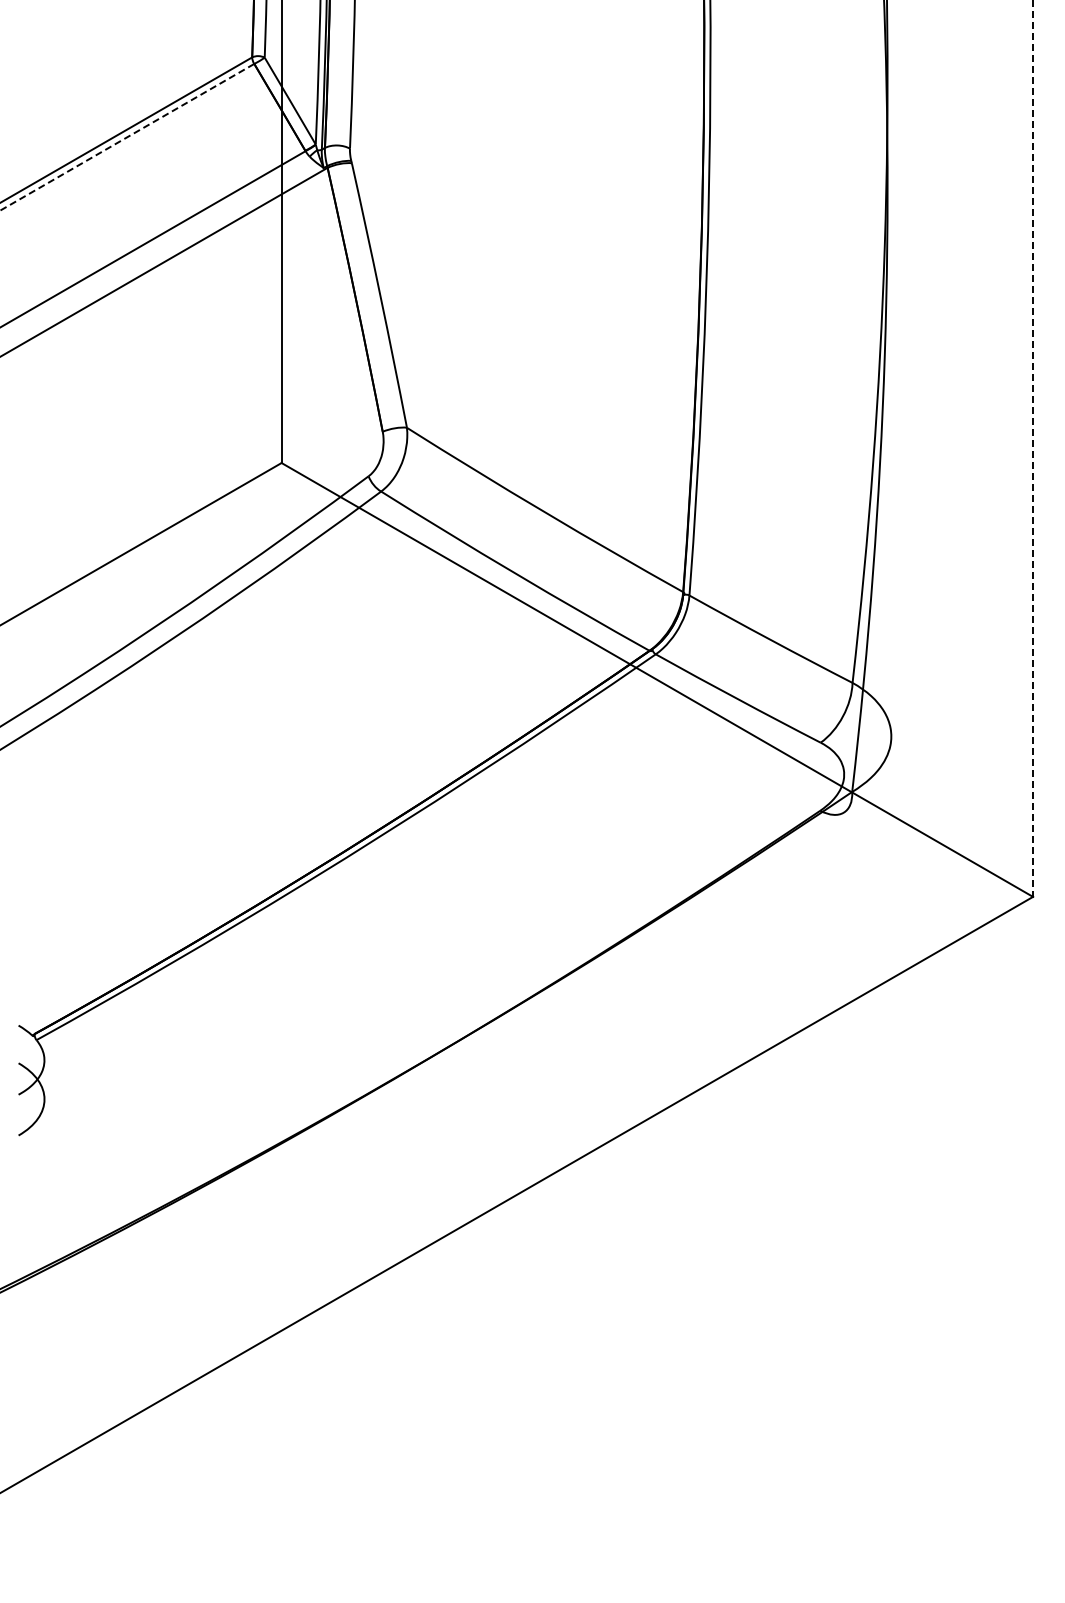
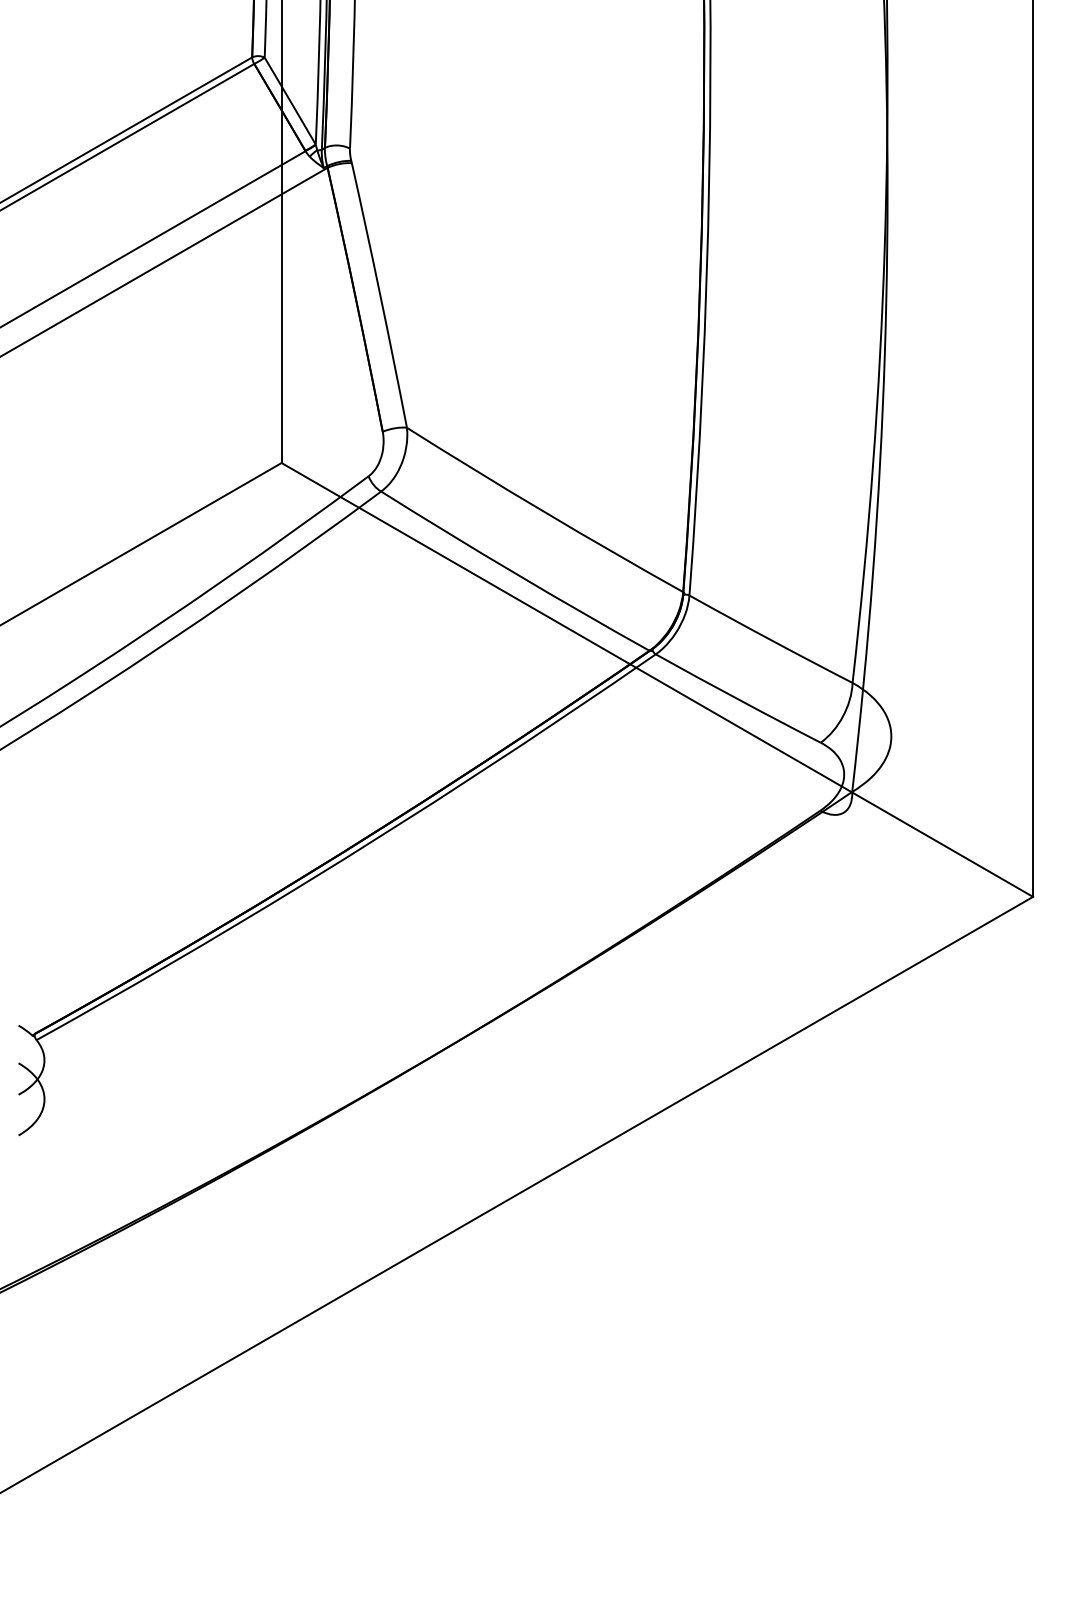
line: dashed -> solid (127, 137)
line: dashed -> solid (1033, 448)
